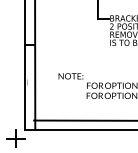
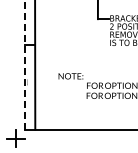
line: solid -> dashed (25, 64)
line: present -> none (84, 120)
